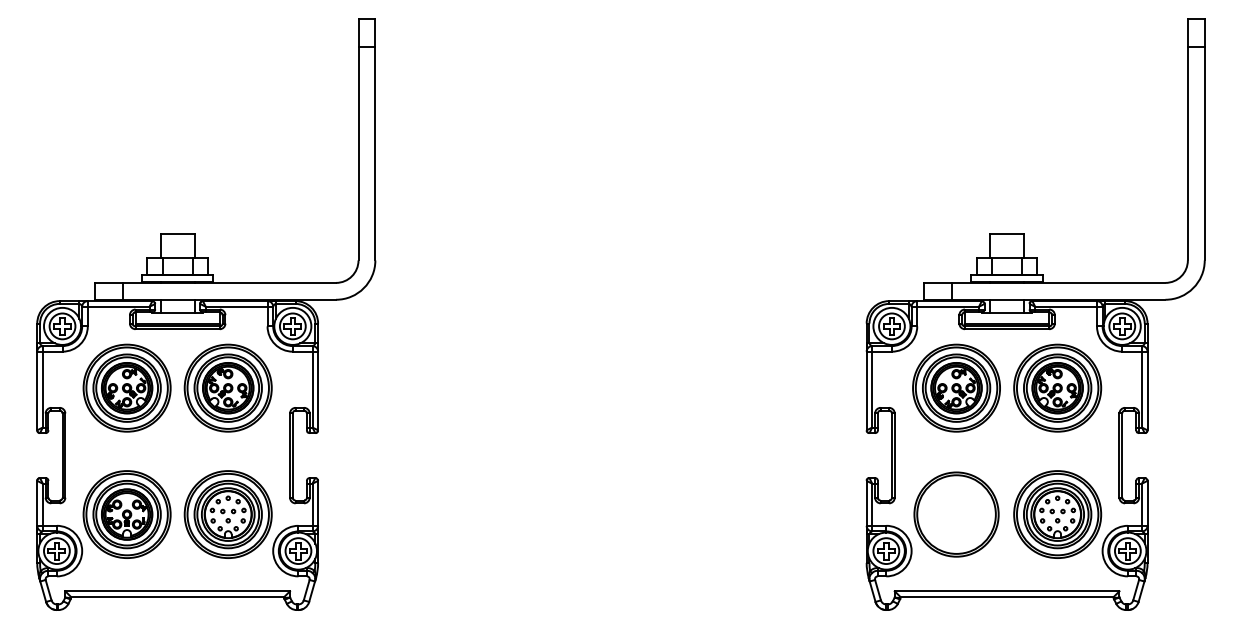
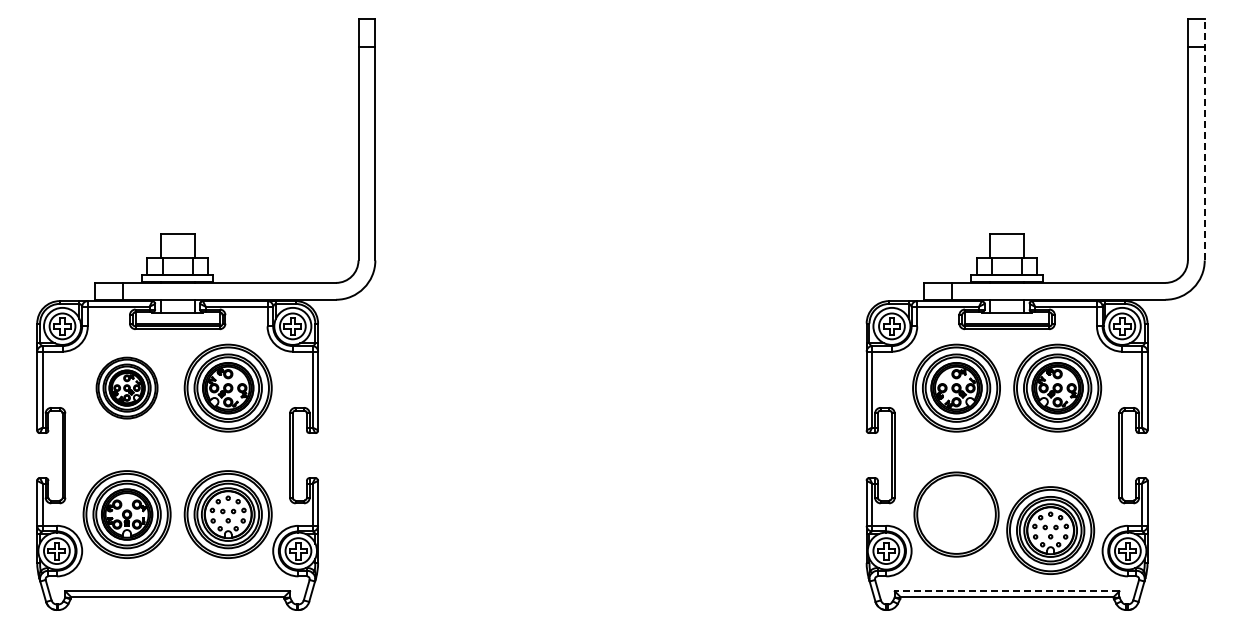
line: solid -> dashed (1204, 139)
part size: 90x90 px -> 64x64 px (126, 387)
part position: (1057, 514) -> (1050, 530) (1050, 530)
line: solid -> dashed (1006, 591)
